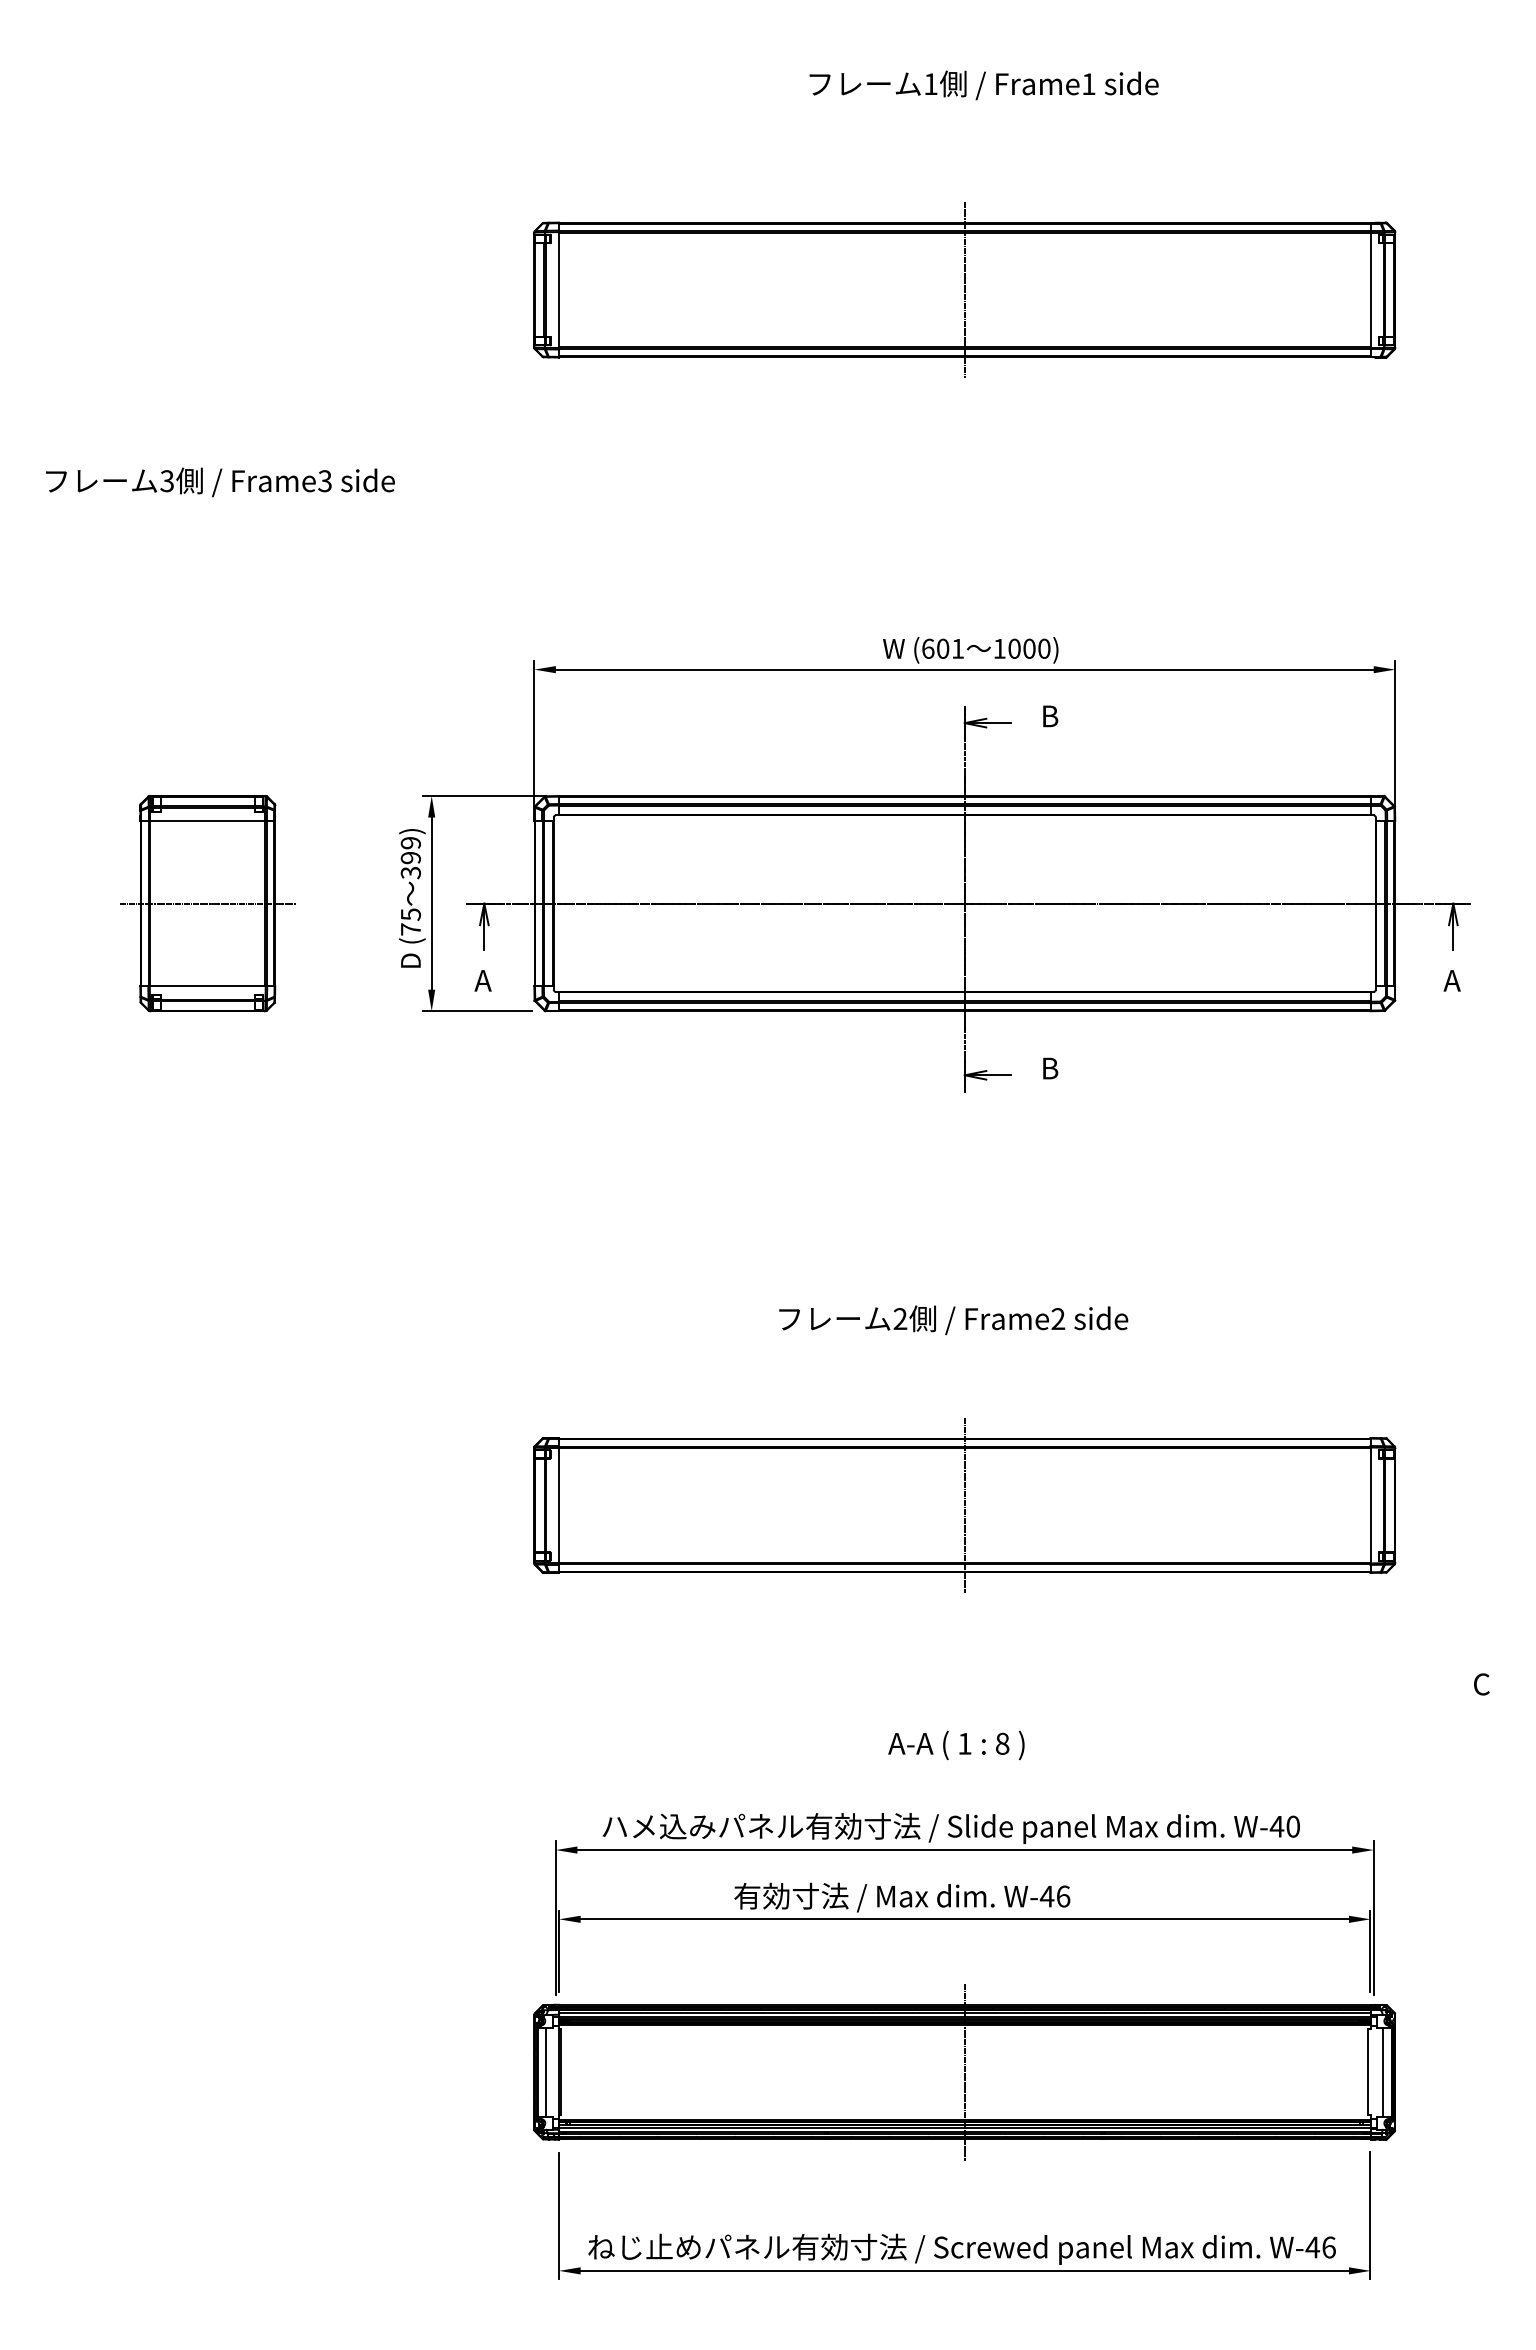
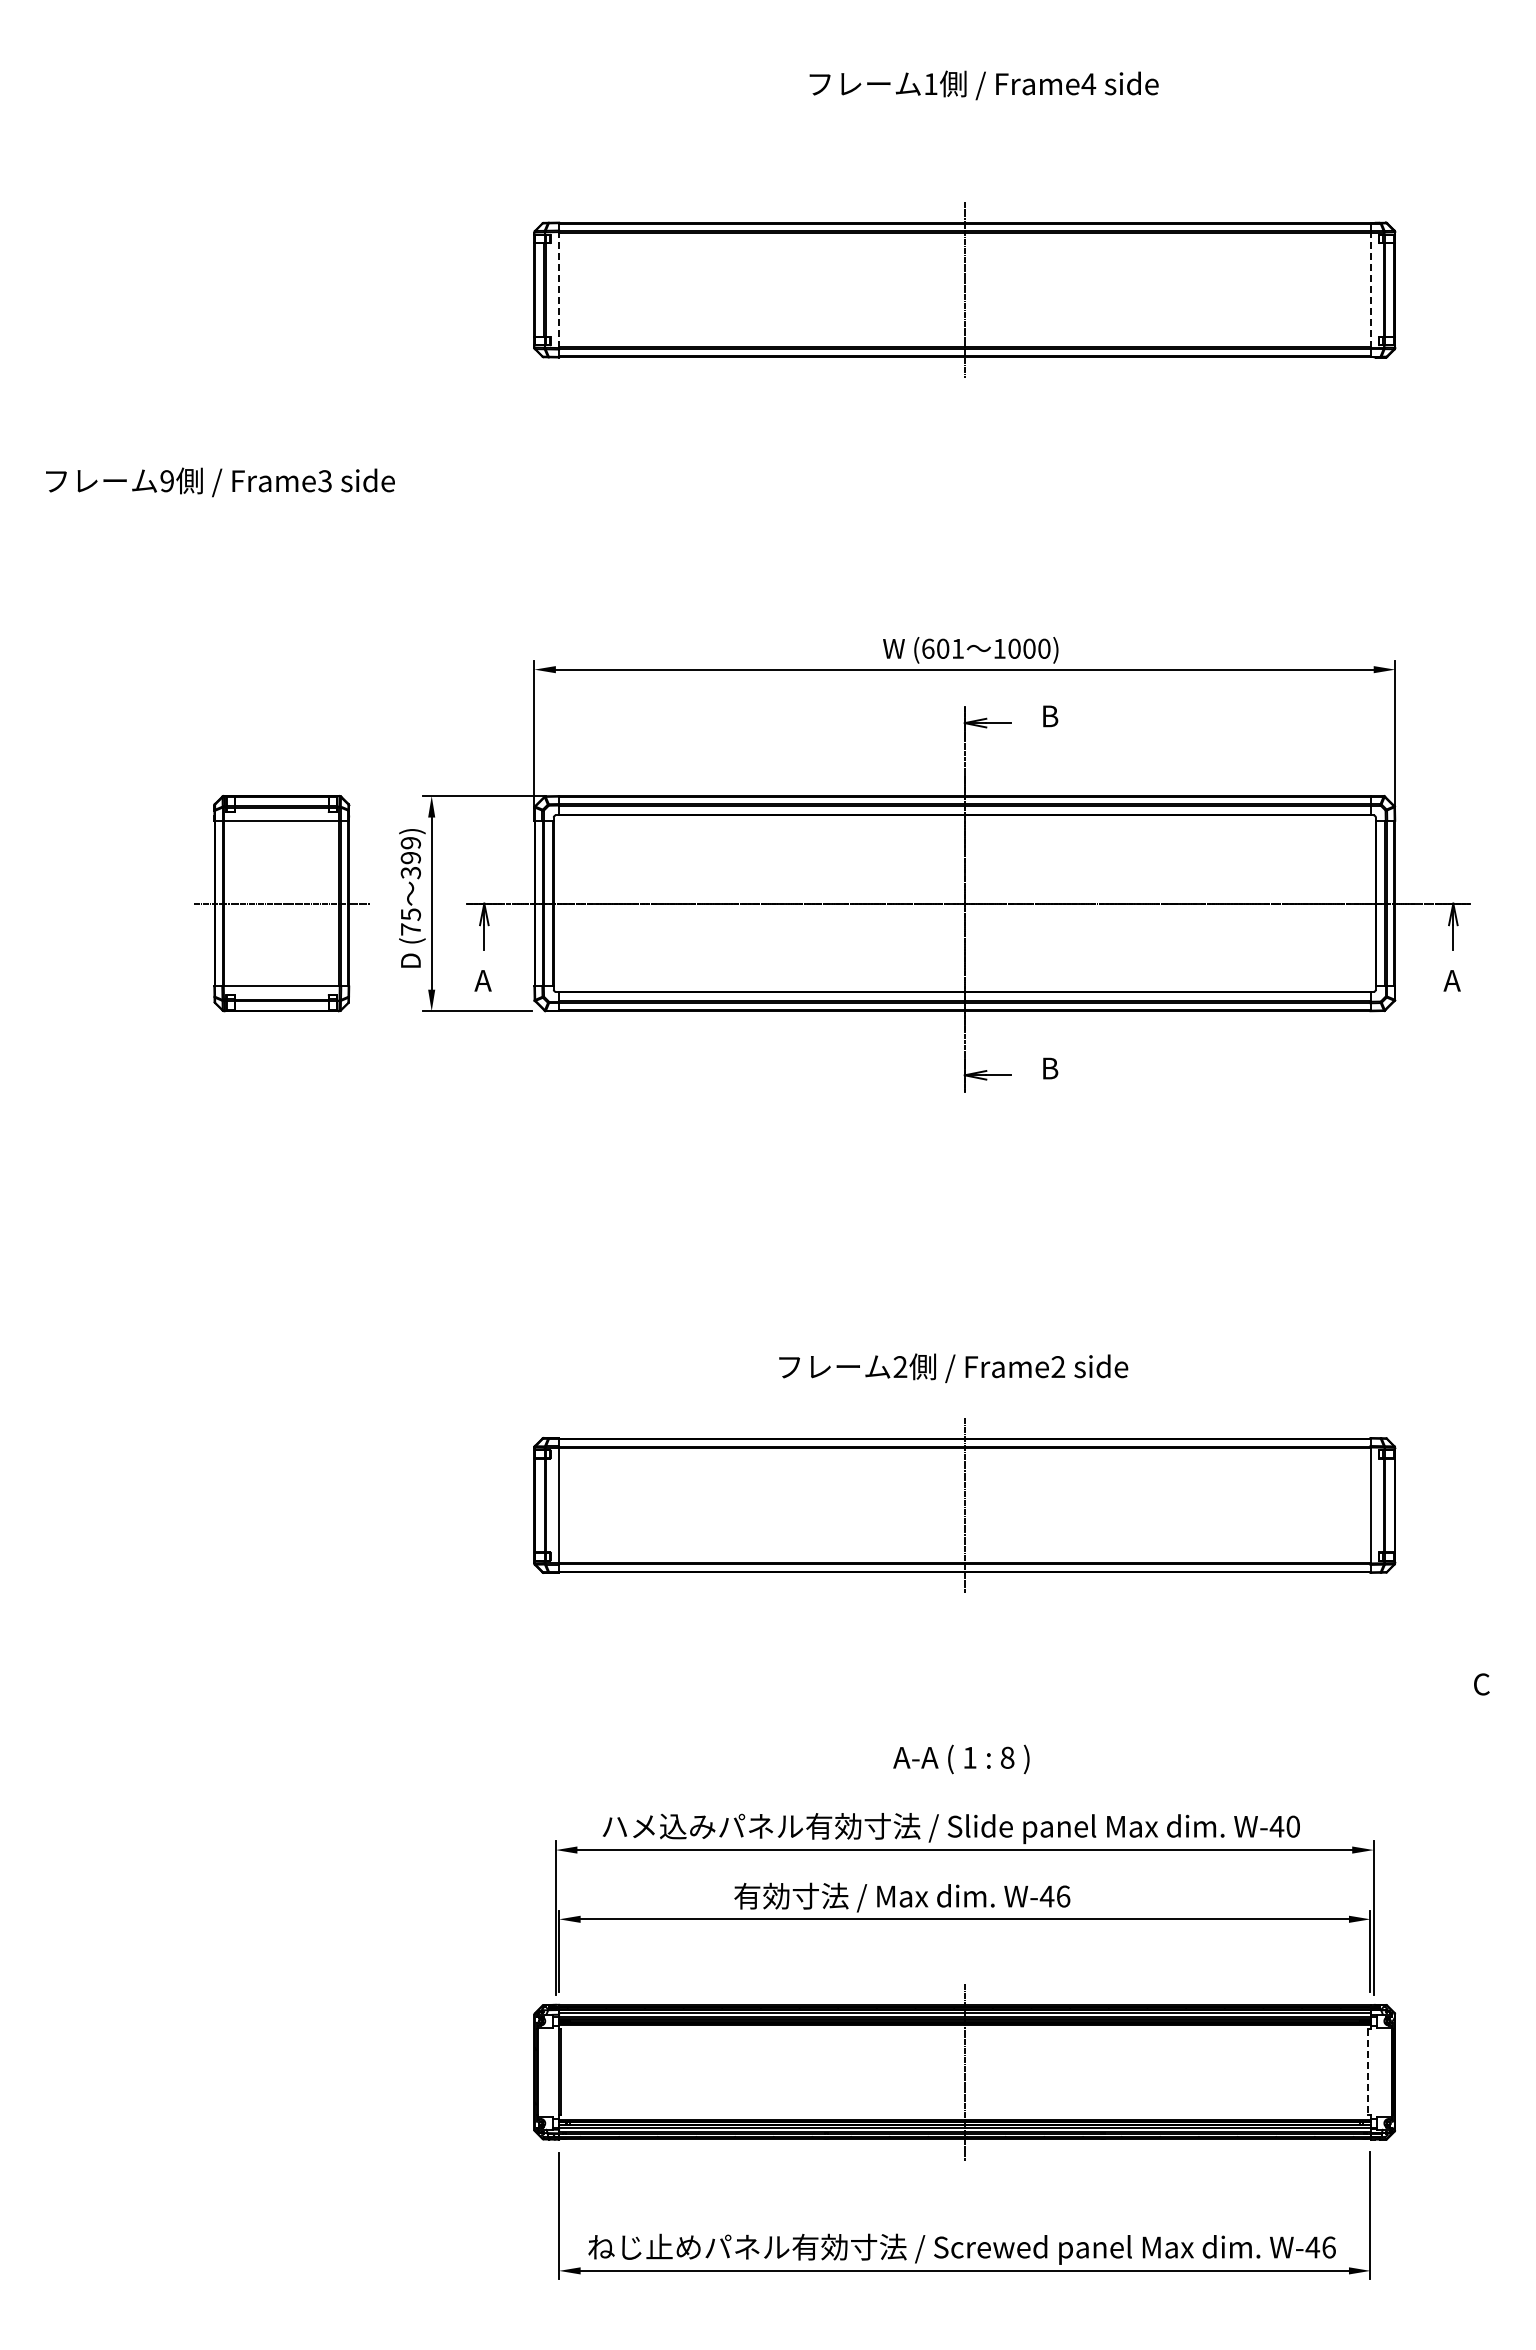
text: Frame1 -> Frame4 (1088, 83)
line: solid -> dashed (559, 290)
line: solid -> dashed (1370, 290)
text: 3 -> 9 (166, 481)
part position: (207, 903) -> (281, 903) (281, 903)
text position: (953, 1319) -> (953, 1367) (953, 1367)
text position: (956, 1745) -> (961, 1759) (961, 1759)
line: present -> none (546, 2071)
line: present -> none (1383, 2071)
line: solid -> dashed (1368, 2072)
